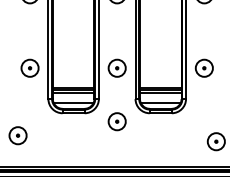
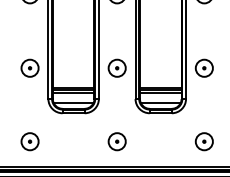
part position: (116, 121) -> (116, 141) (116, 141)
part position: (17, 135) -> (29, 141) (29, 141)
part position: (215, 141) -> (203, 141) (203, 141)
